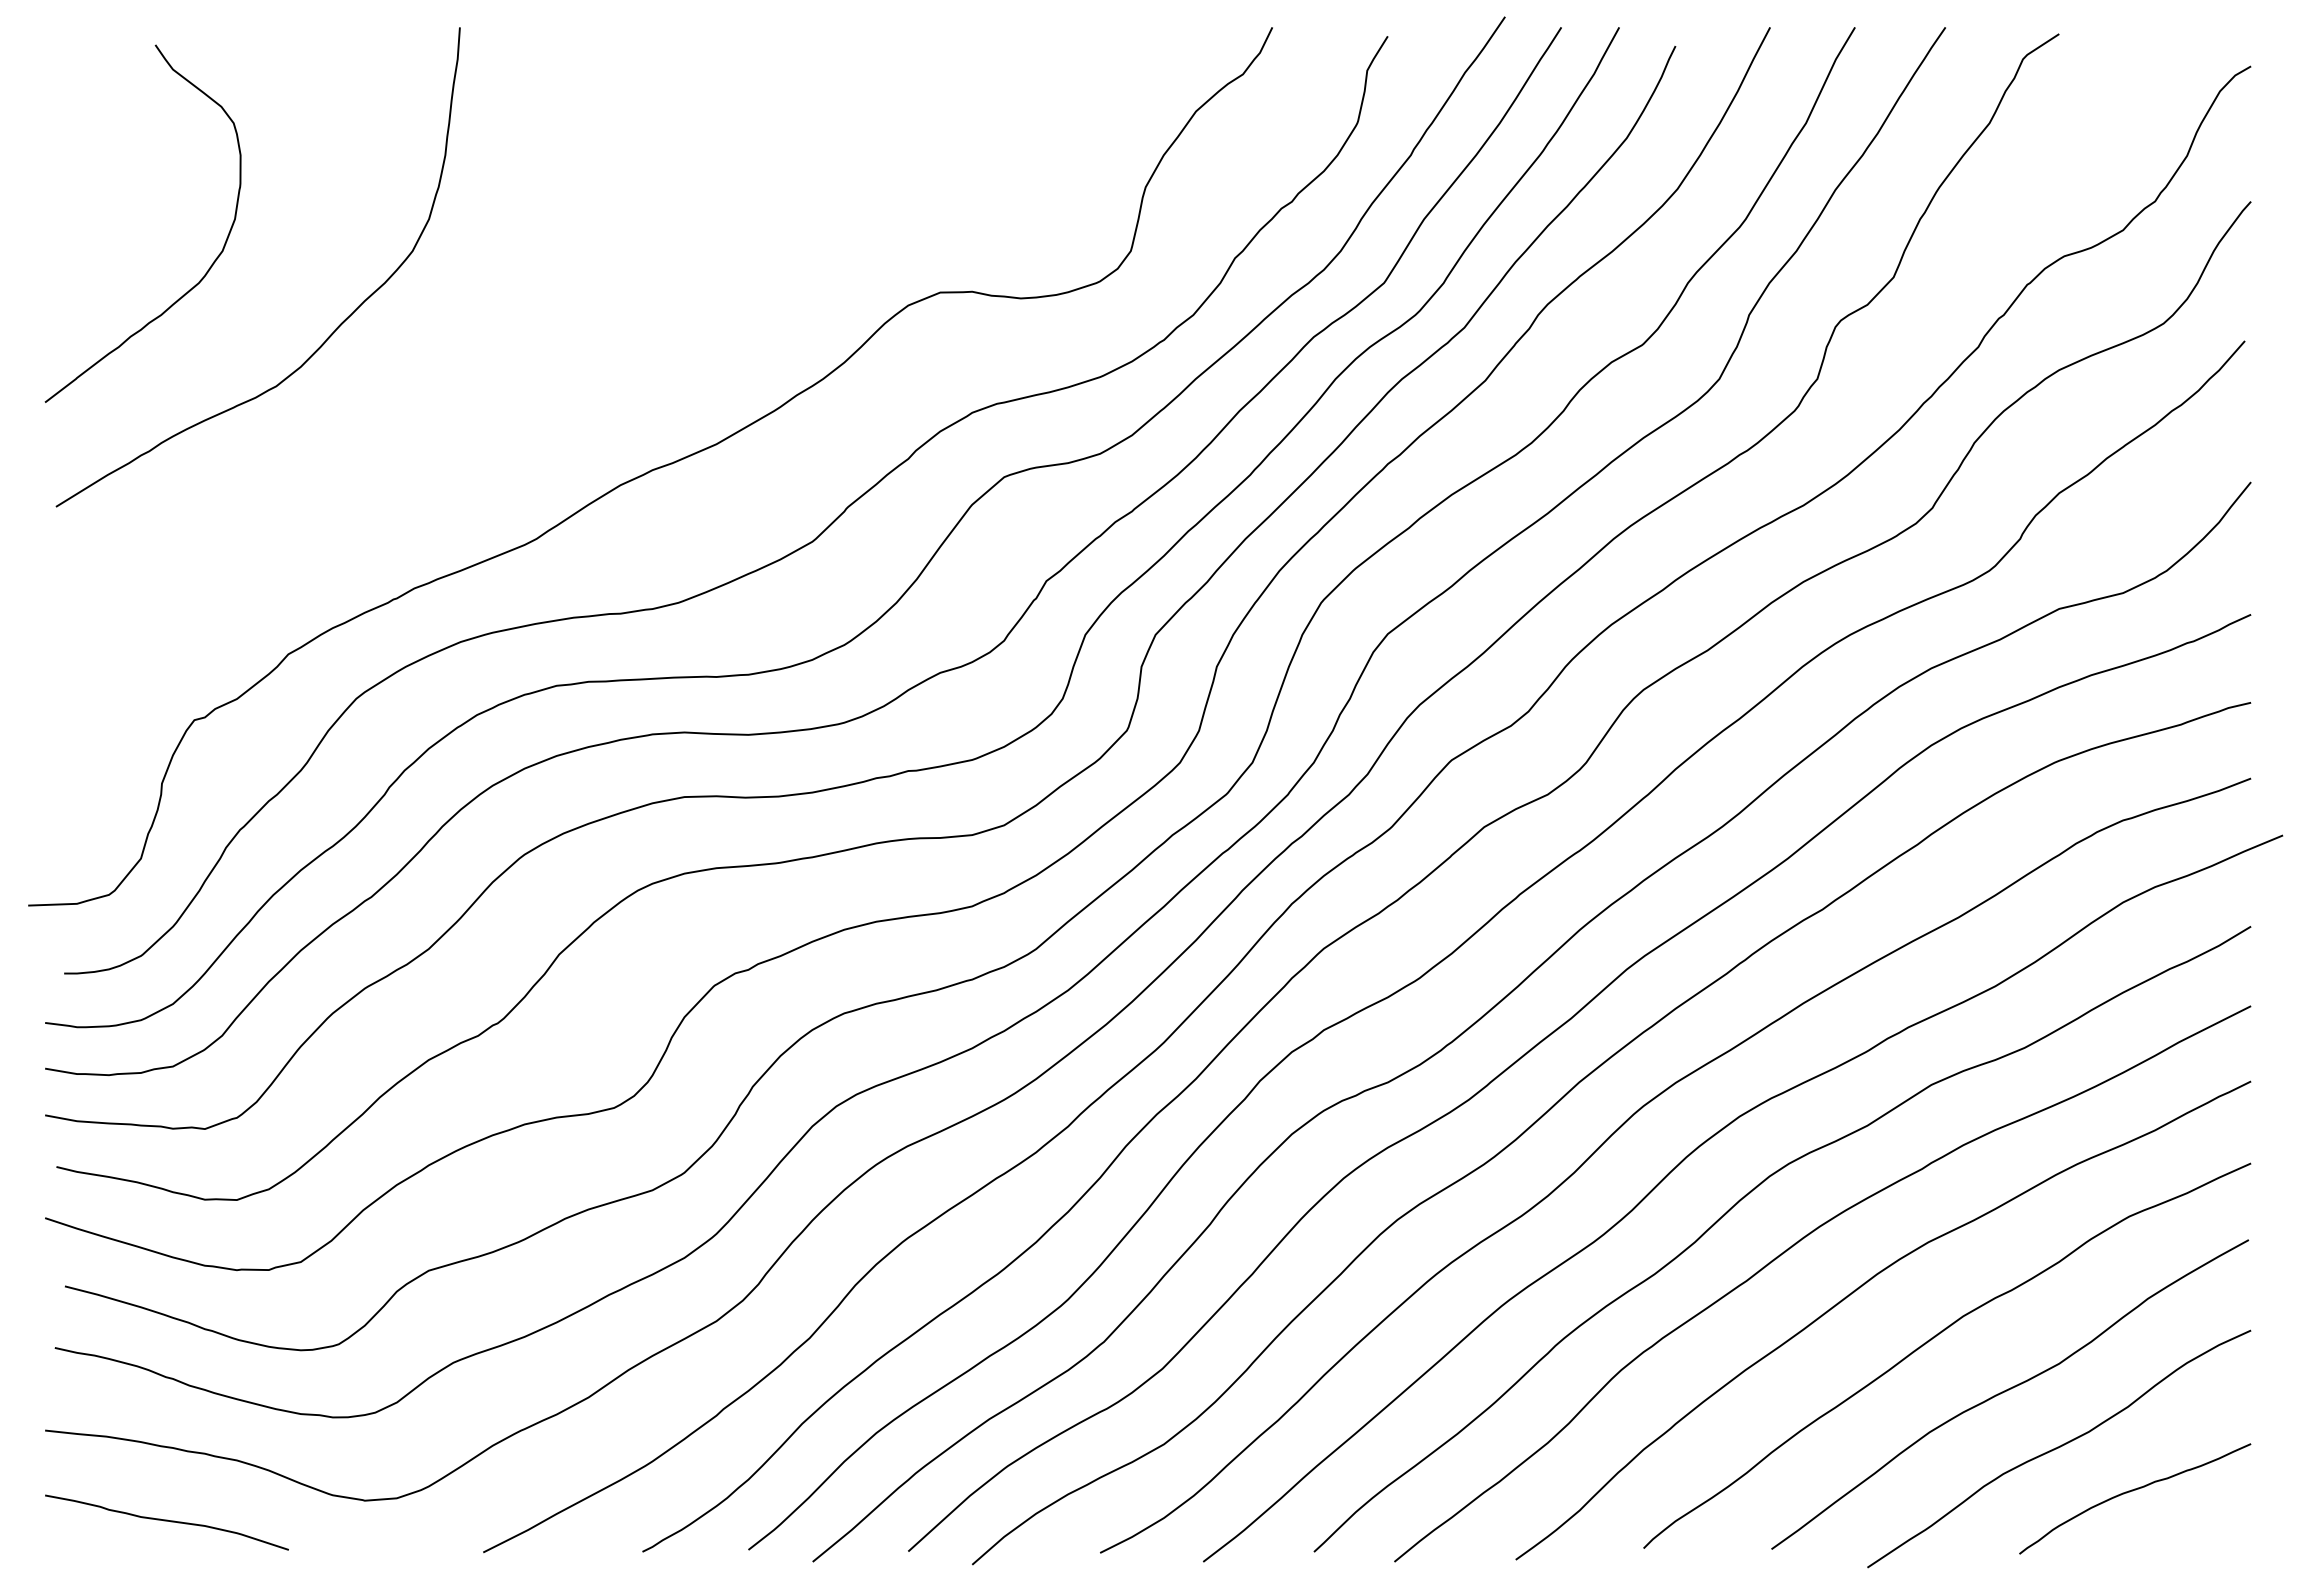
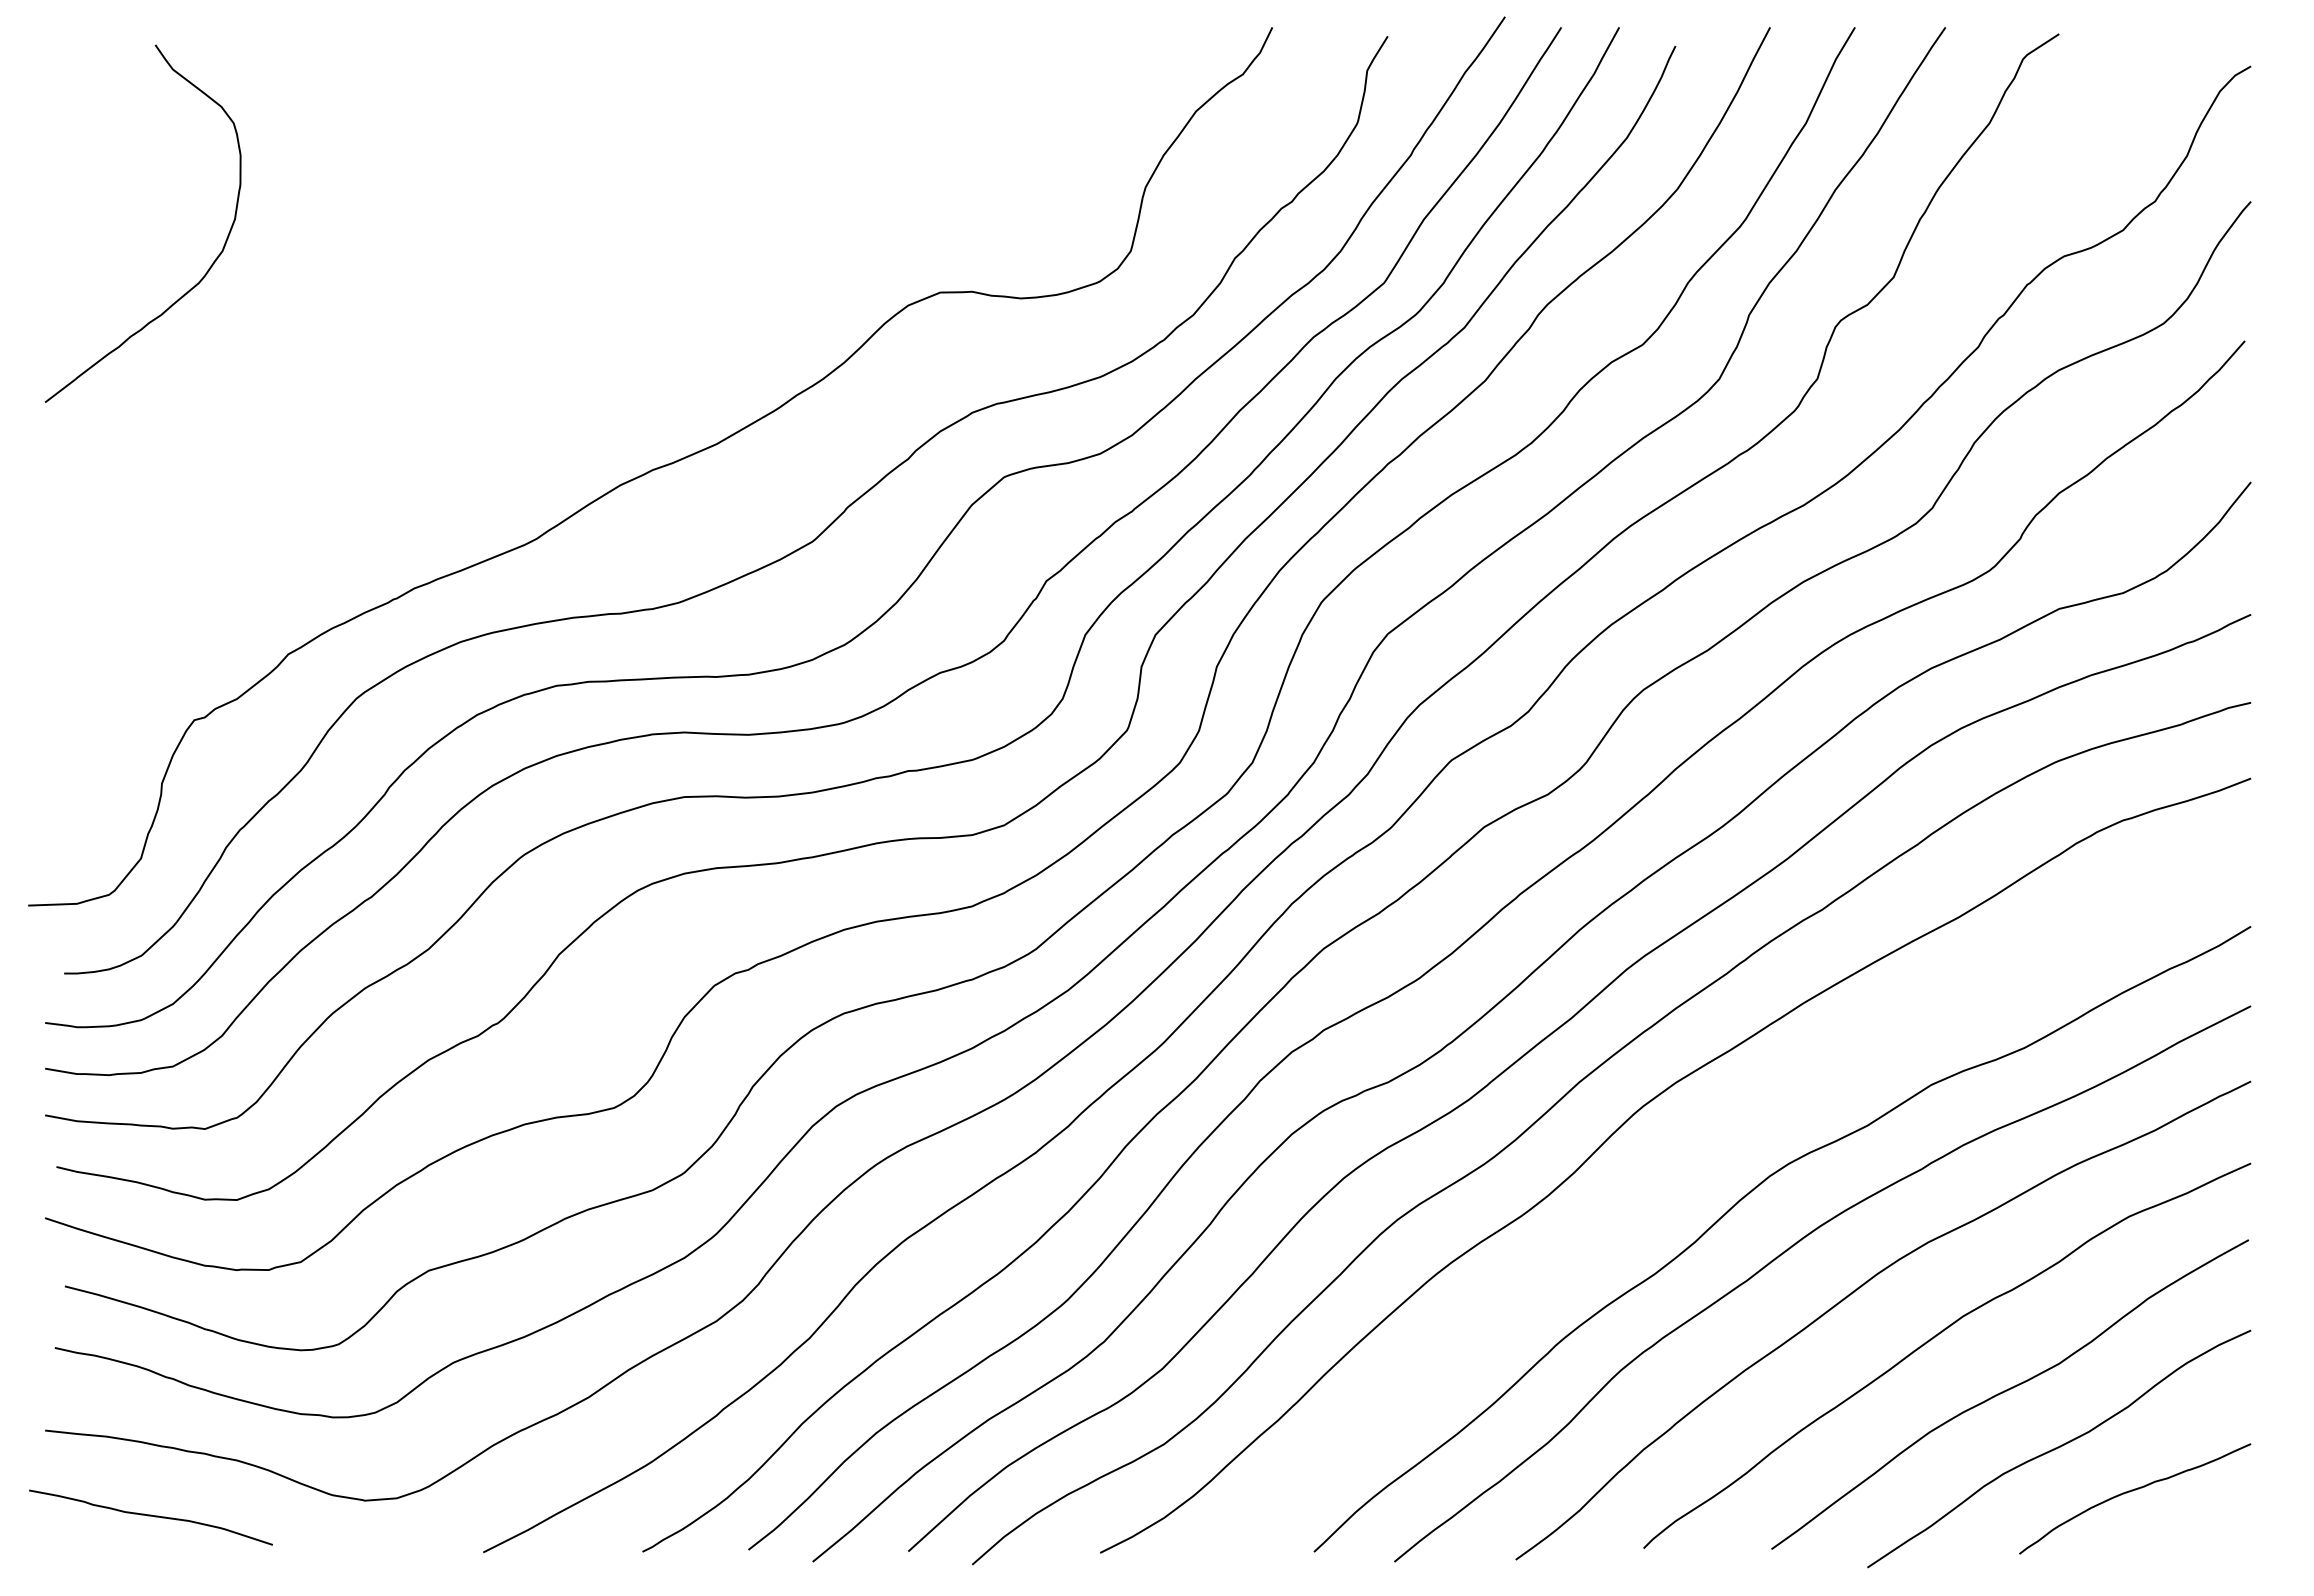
curve: present -> none (327, 337)
curve: present -> none (1702, 1145)
curve position: (166, 1521) -> (150, 1516) (150, 1516)
